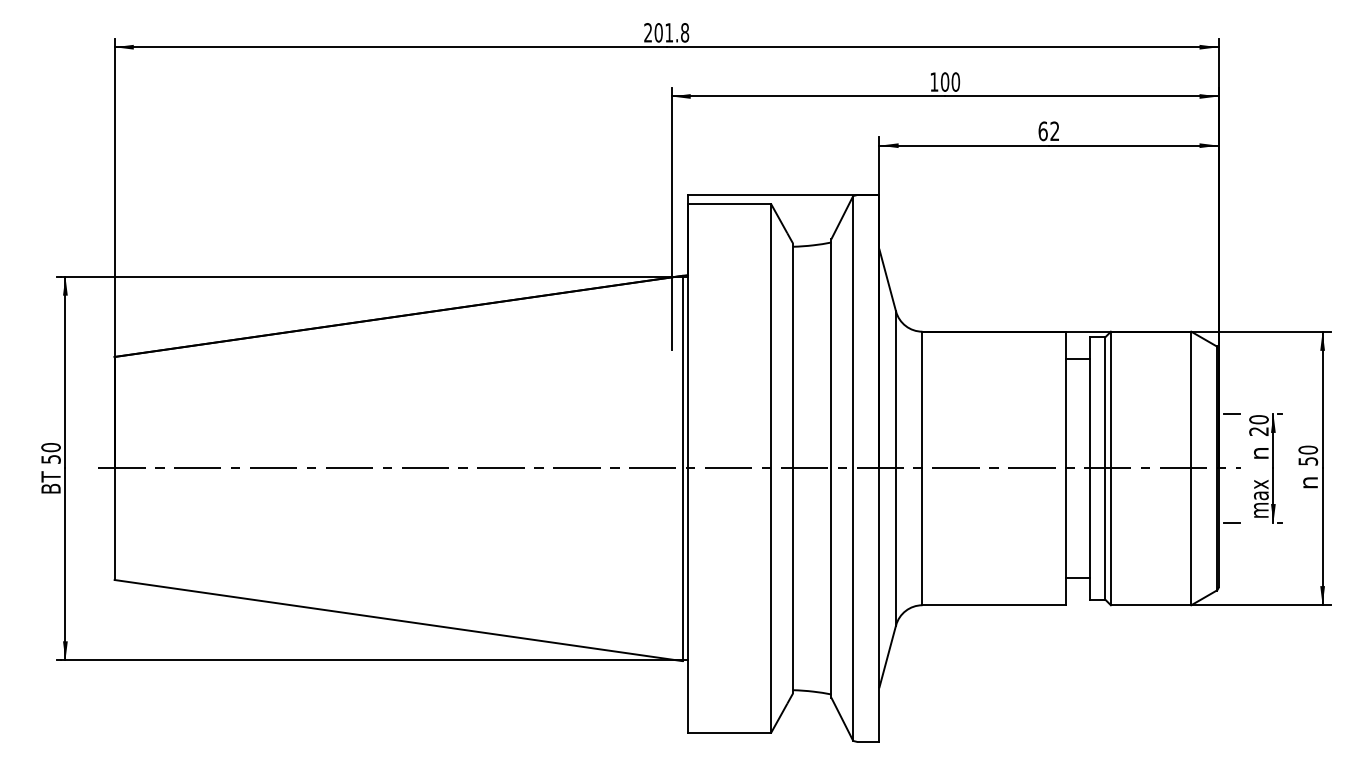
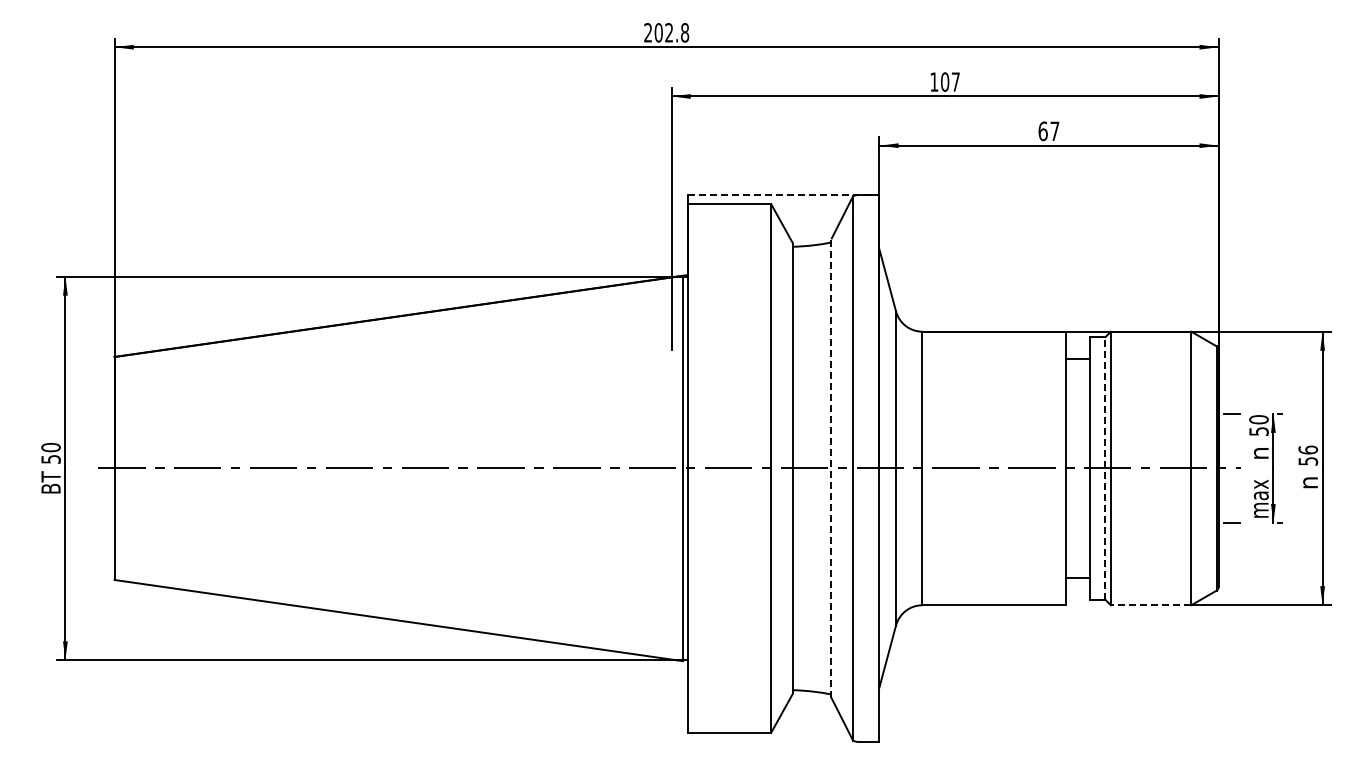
text: 201.8 -> 202.8 (668, 32)
text: 100 -> 107 (955, 81)
text: 62 -> 67 (1054, 130)
line: solid -> dashed (783, 194)
text: 20 -> 50 (1258, 431)
text: 50 -> 56 (1307, 449)
line: solid -> dashed (831, 467)
line: solid -> dashed (1105, 467)
line: solid -> dashed (1150, 605)
